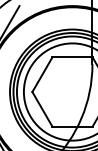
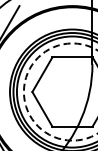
circle: solid -> dashed (60, 91)
